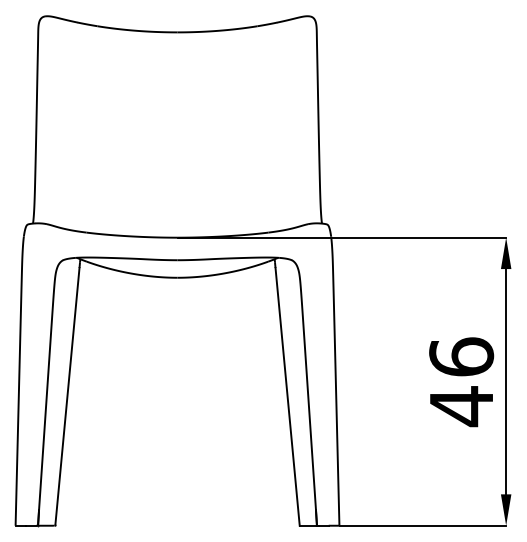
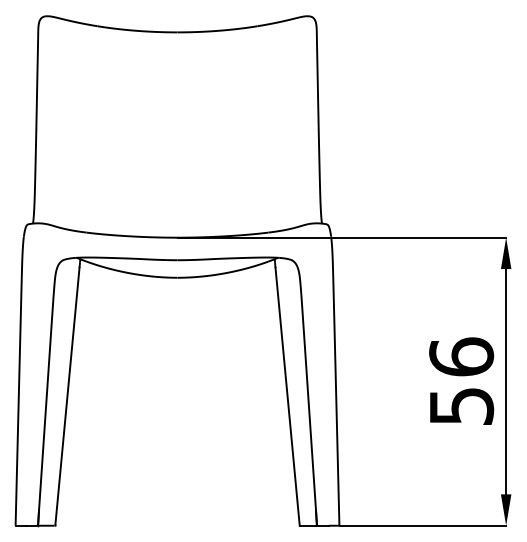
text: 46 -> 56 (462, 406)
